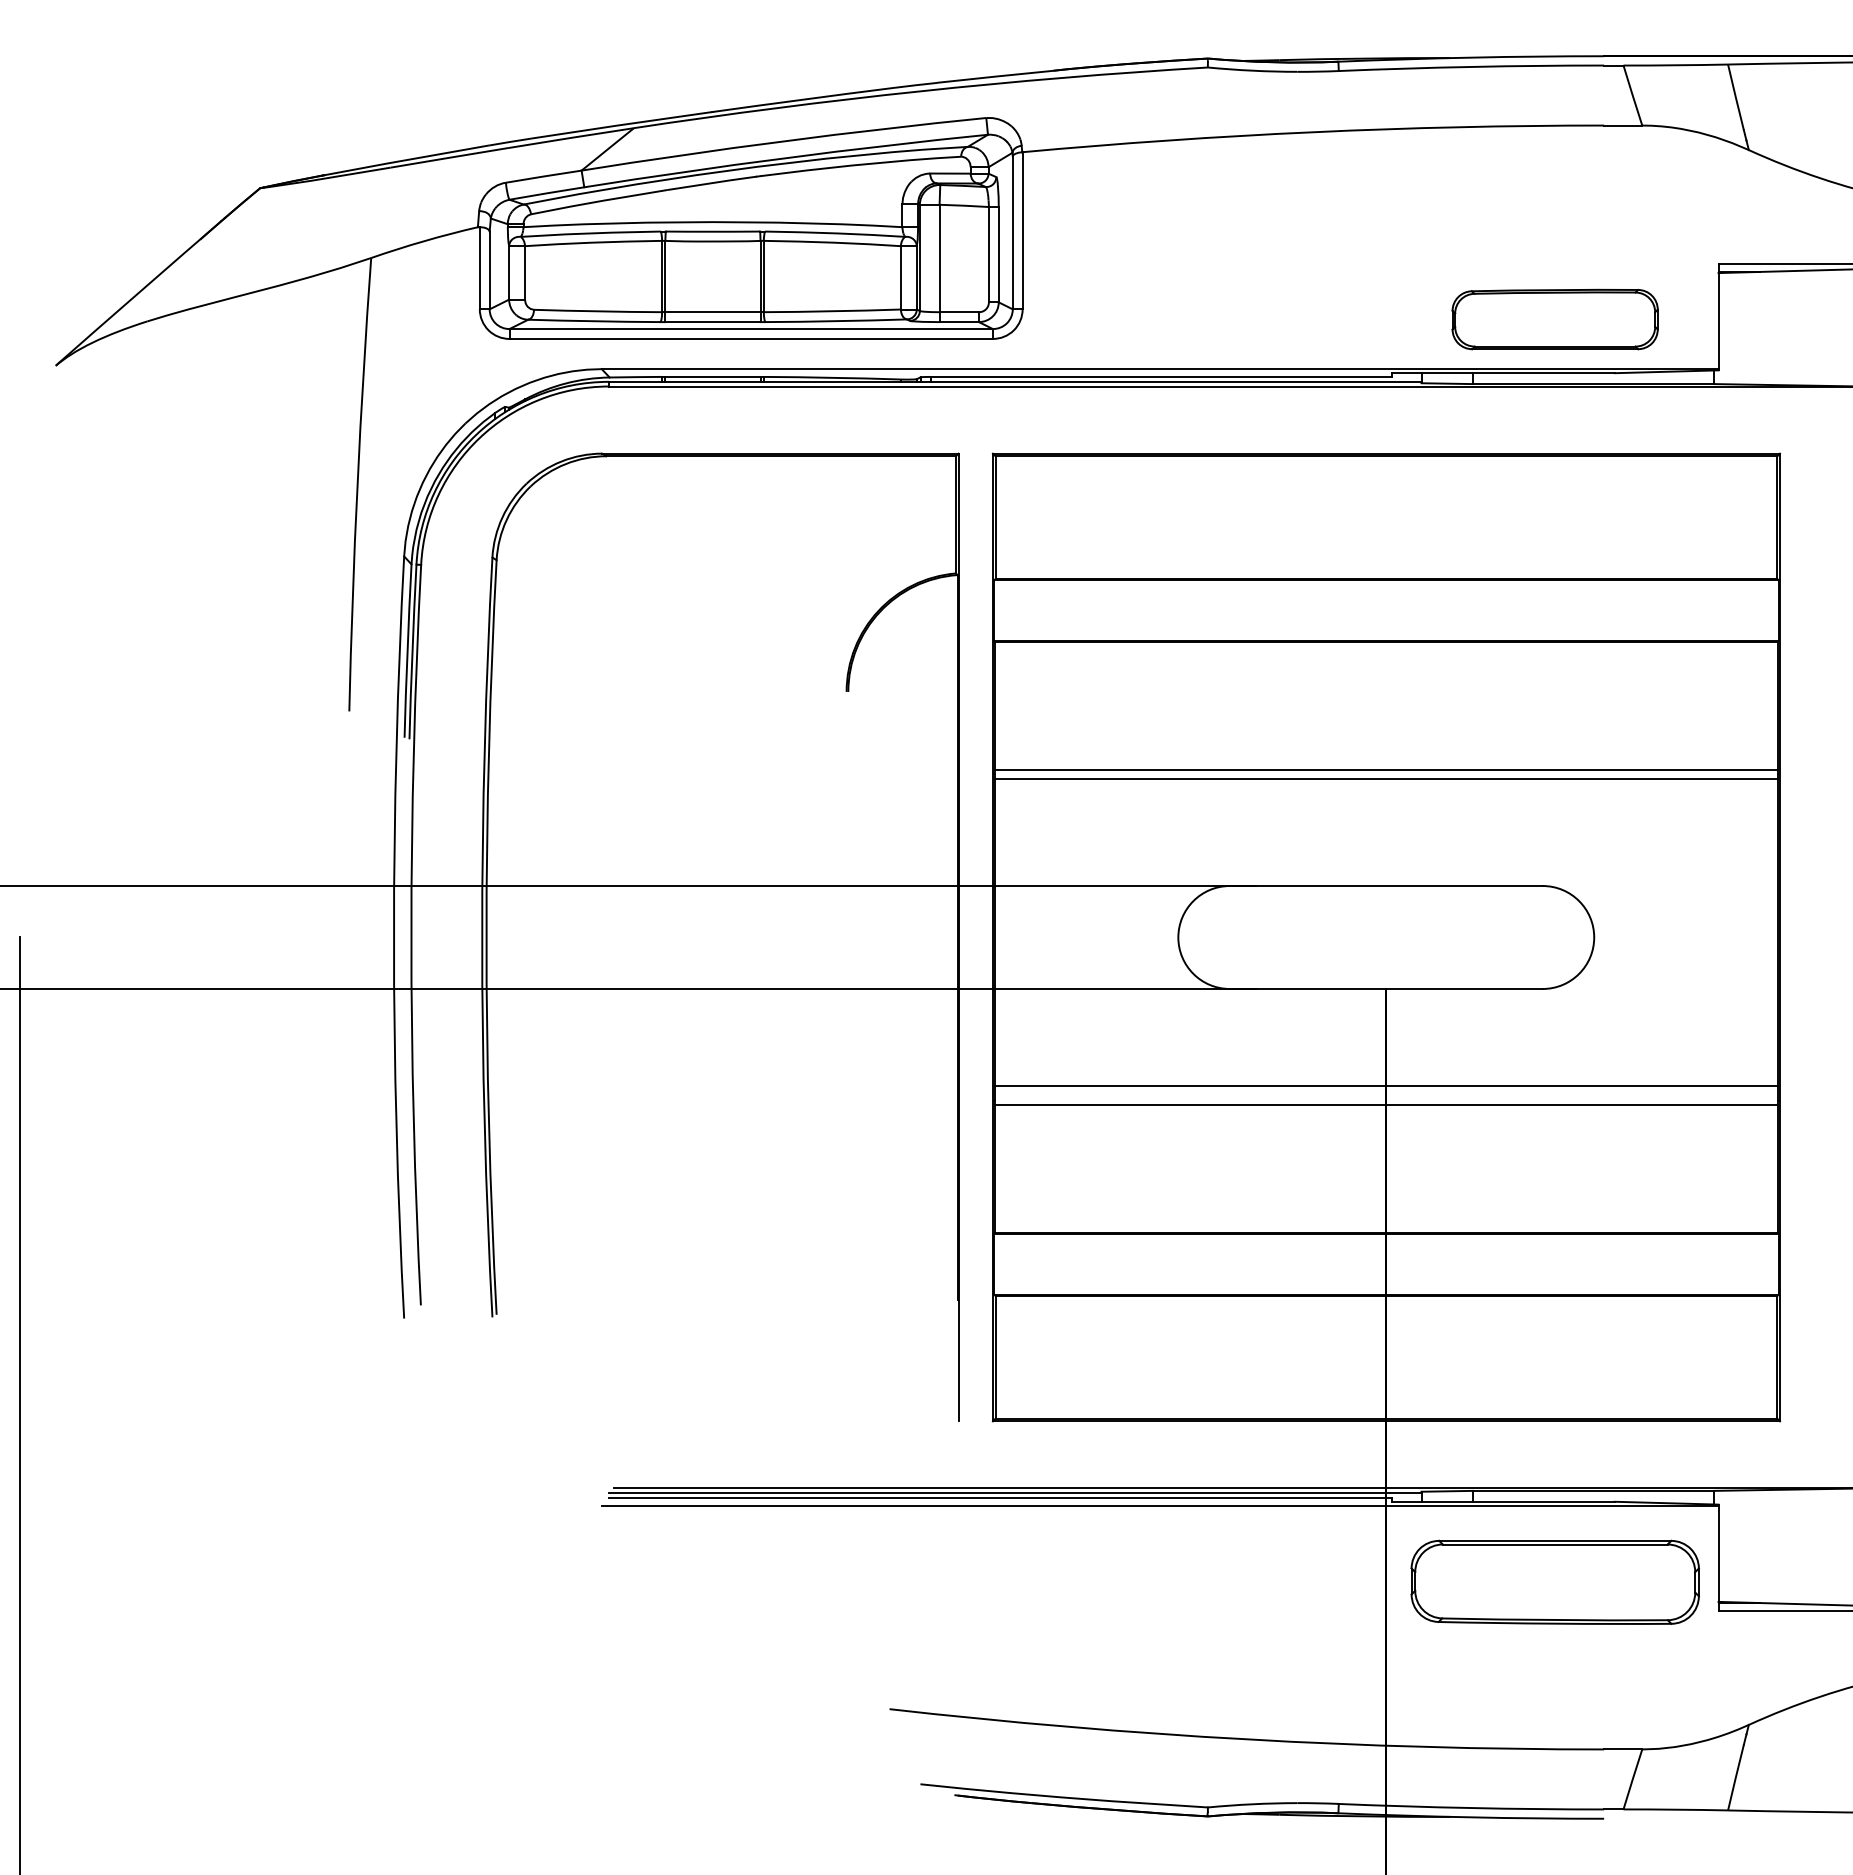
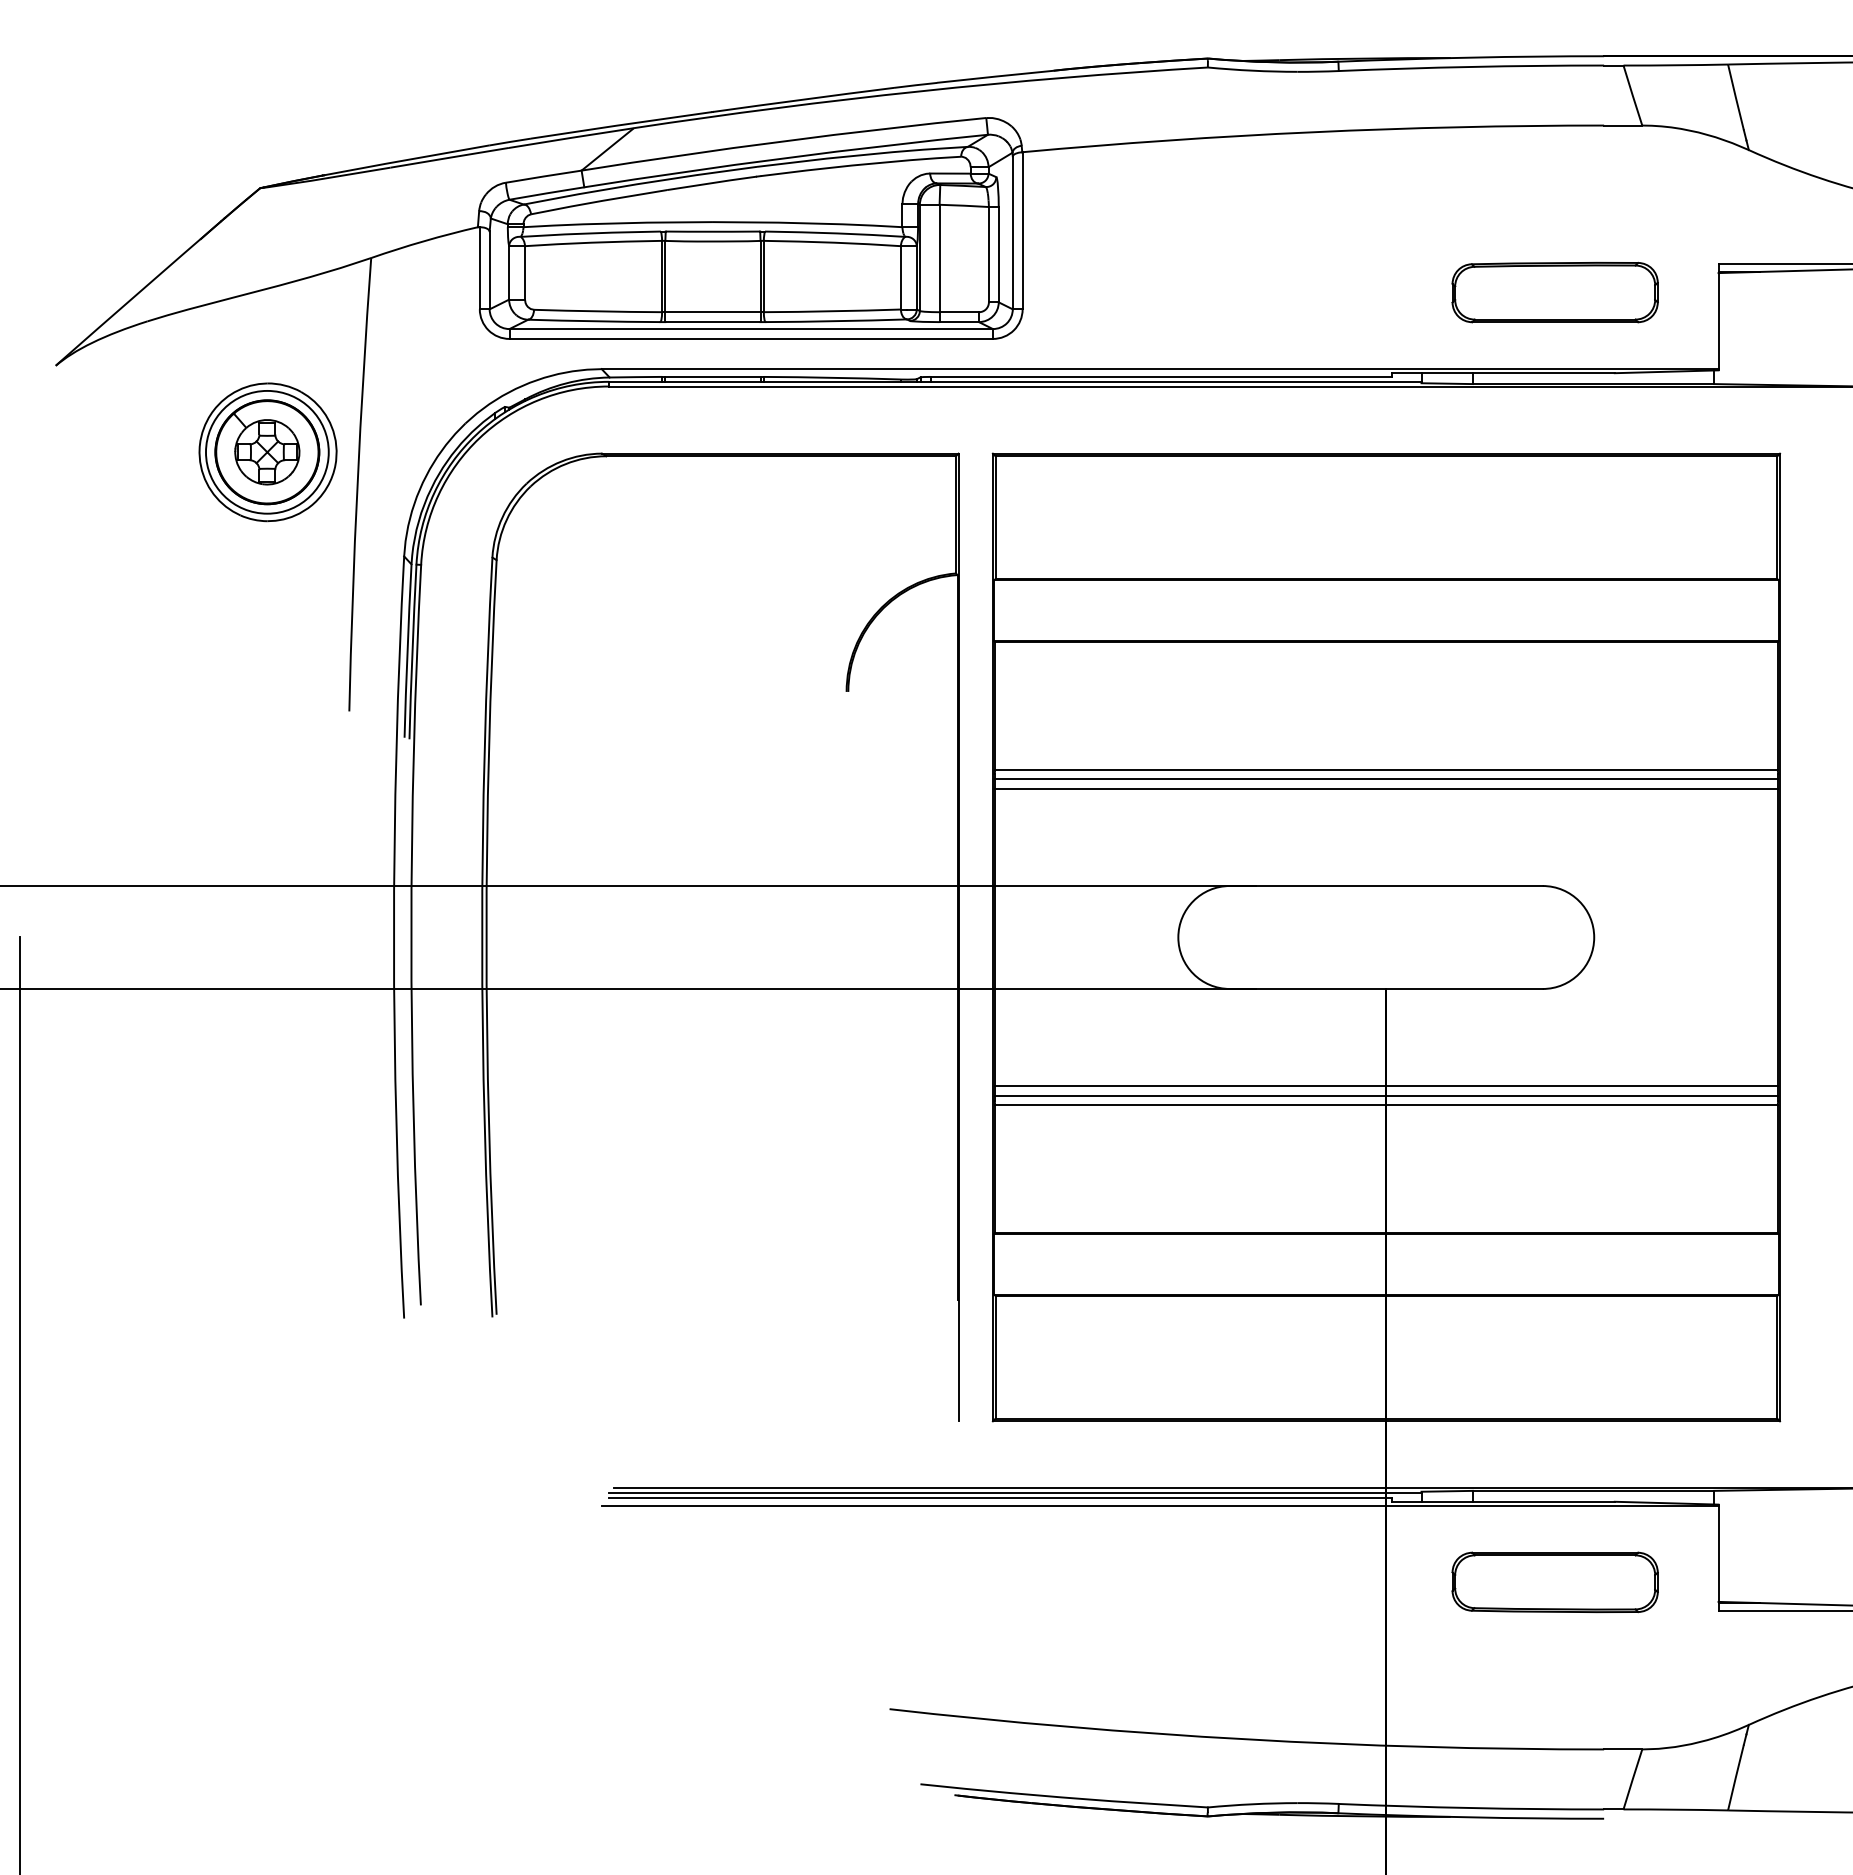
part position: (1554, 319) -> (1554, 292) (1554, 292)
part: none -> present (267, 452)
line: none -> present (1386, 788)
line: none -> present (1386, 1095)
part size: 290x86 px -> 208x63 px (1554, 1582)
